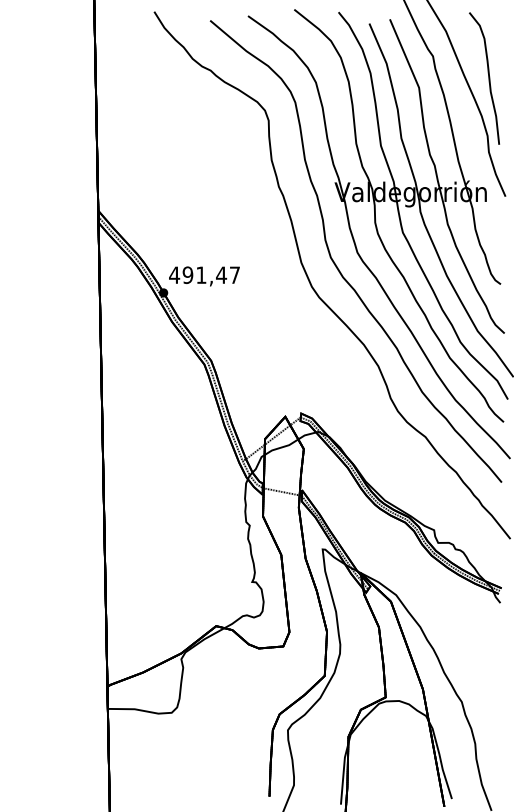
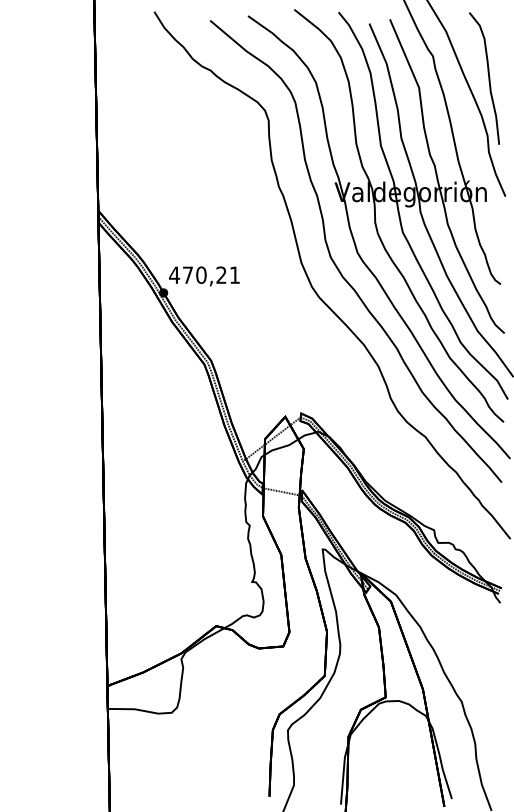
text: 491,47 -> 470,21 (210, 275)
